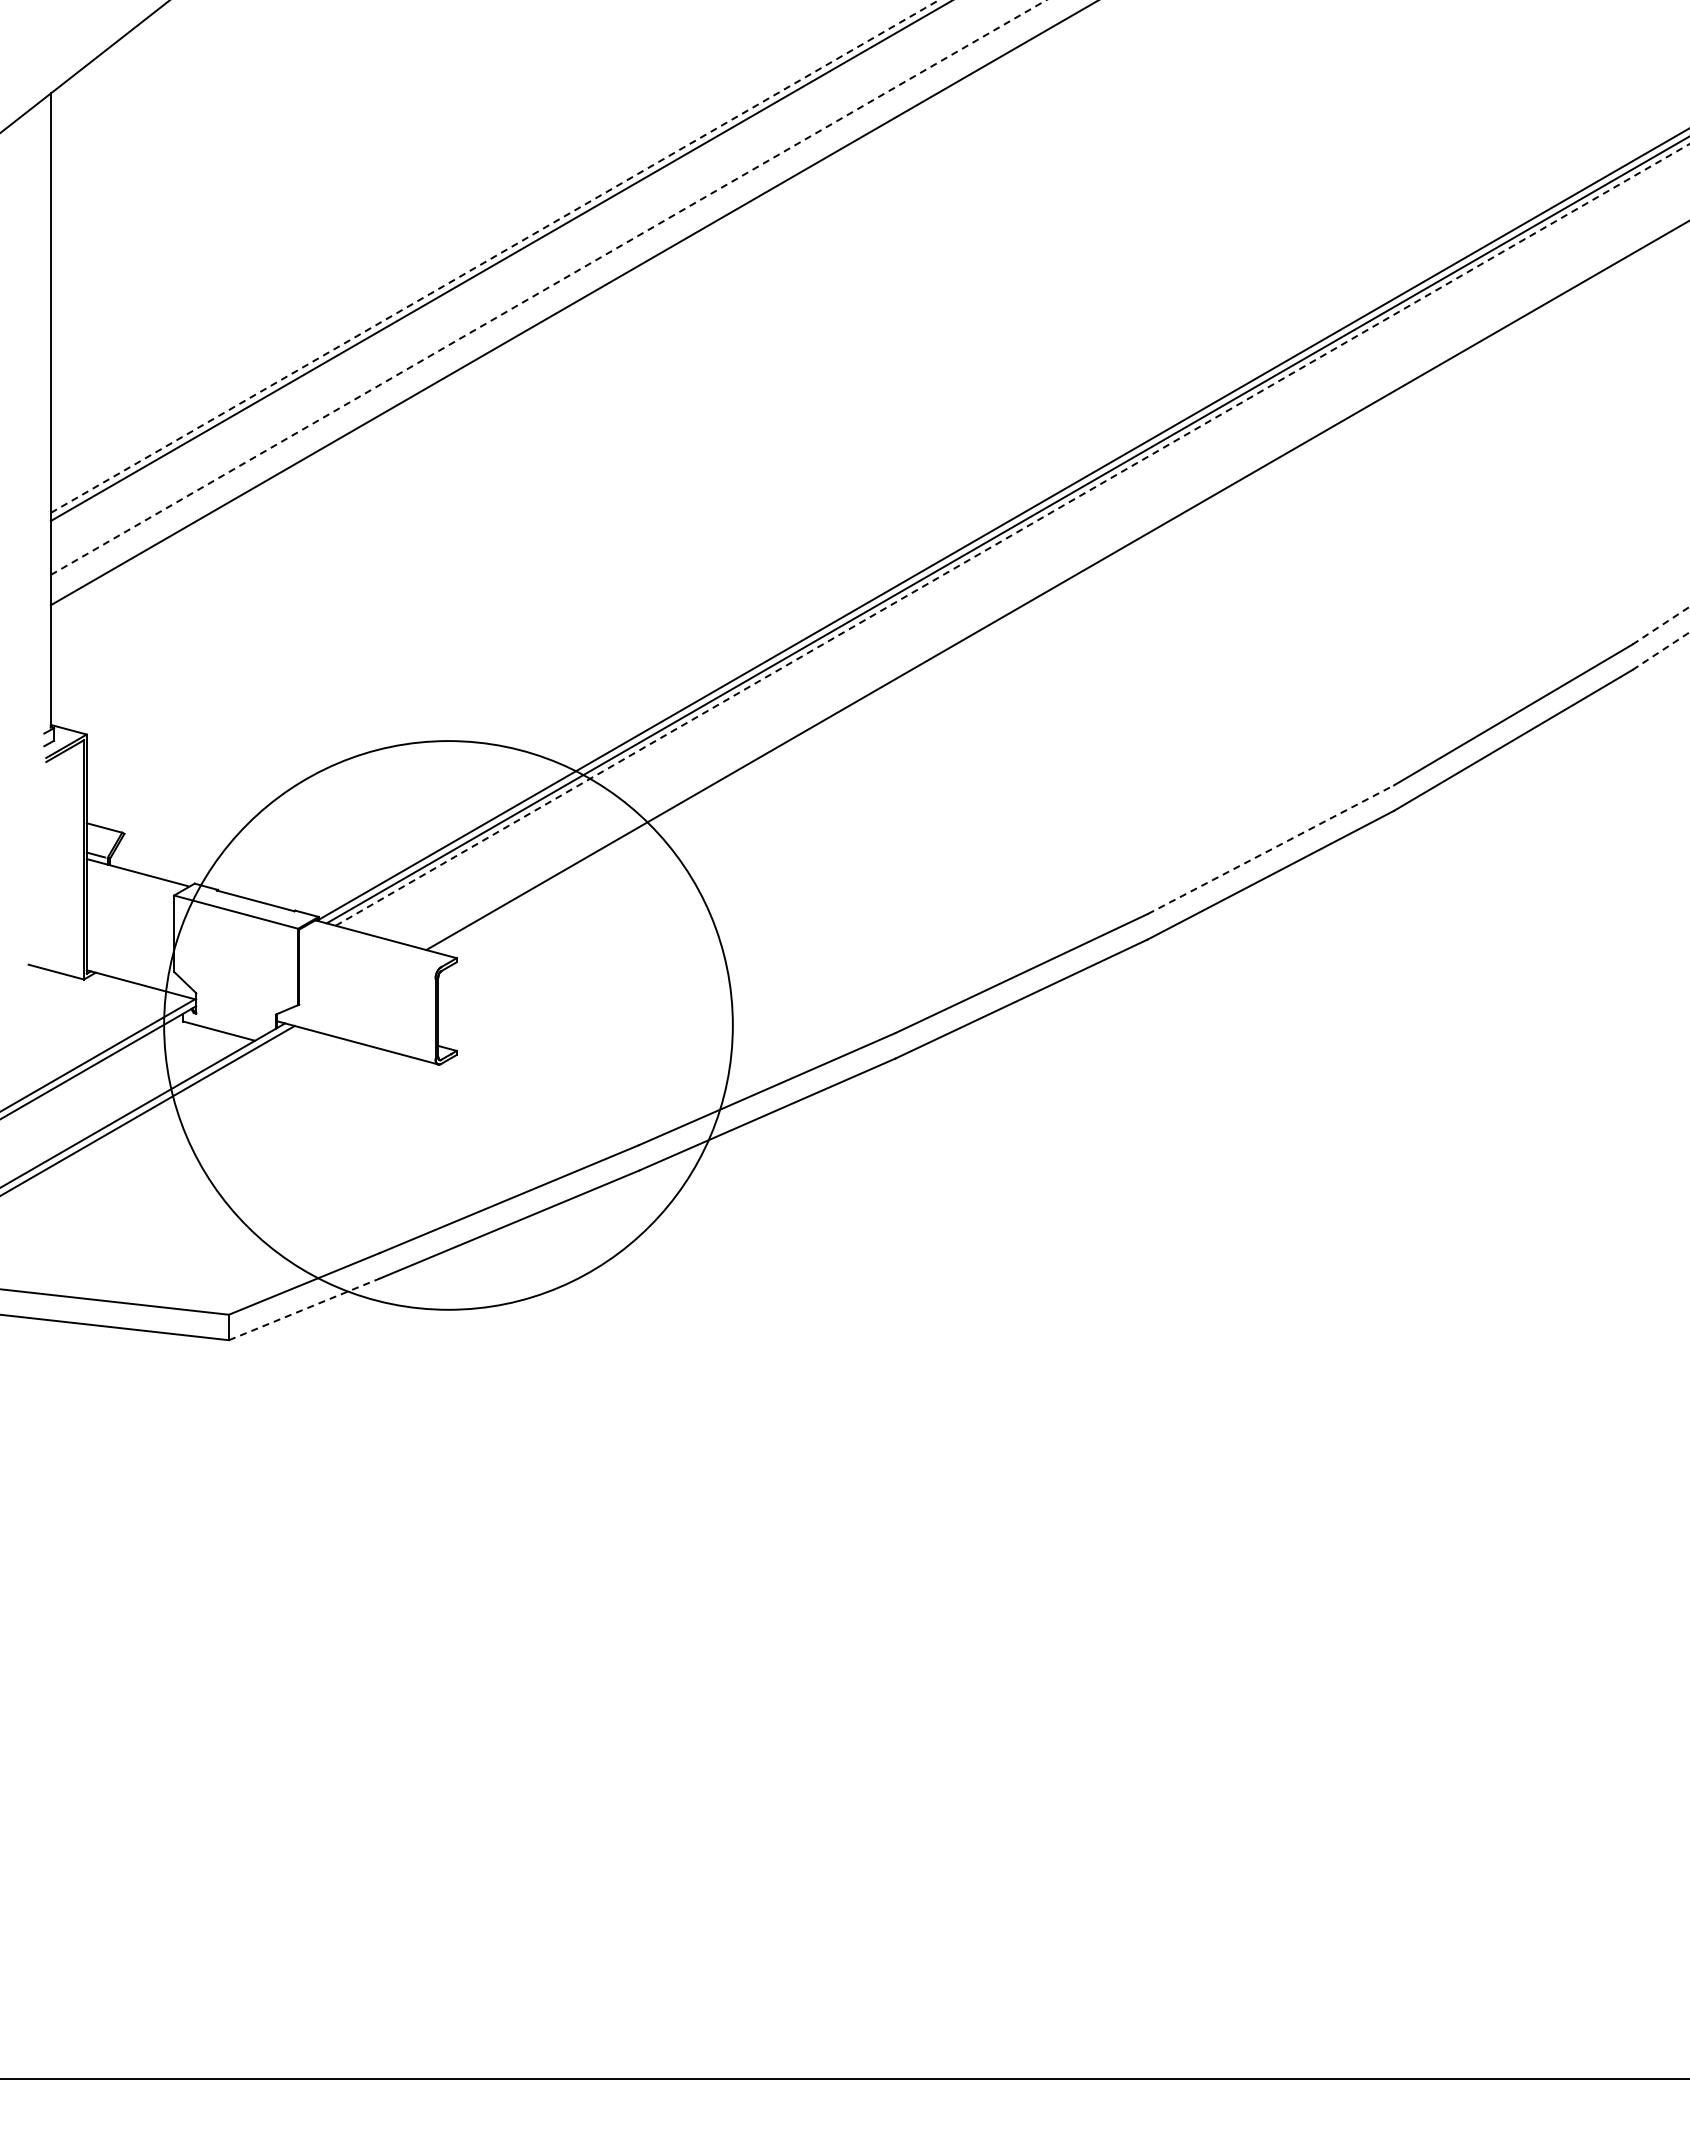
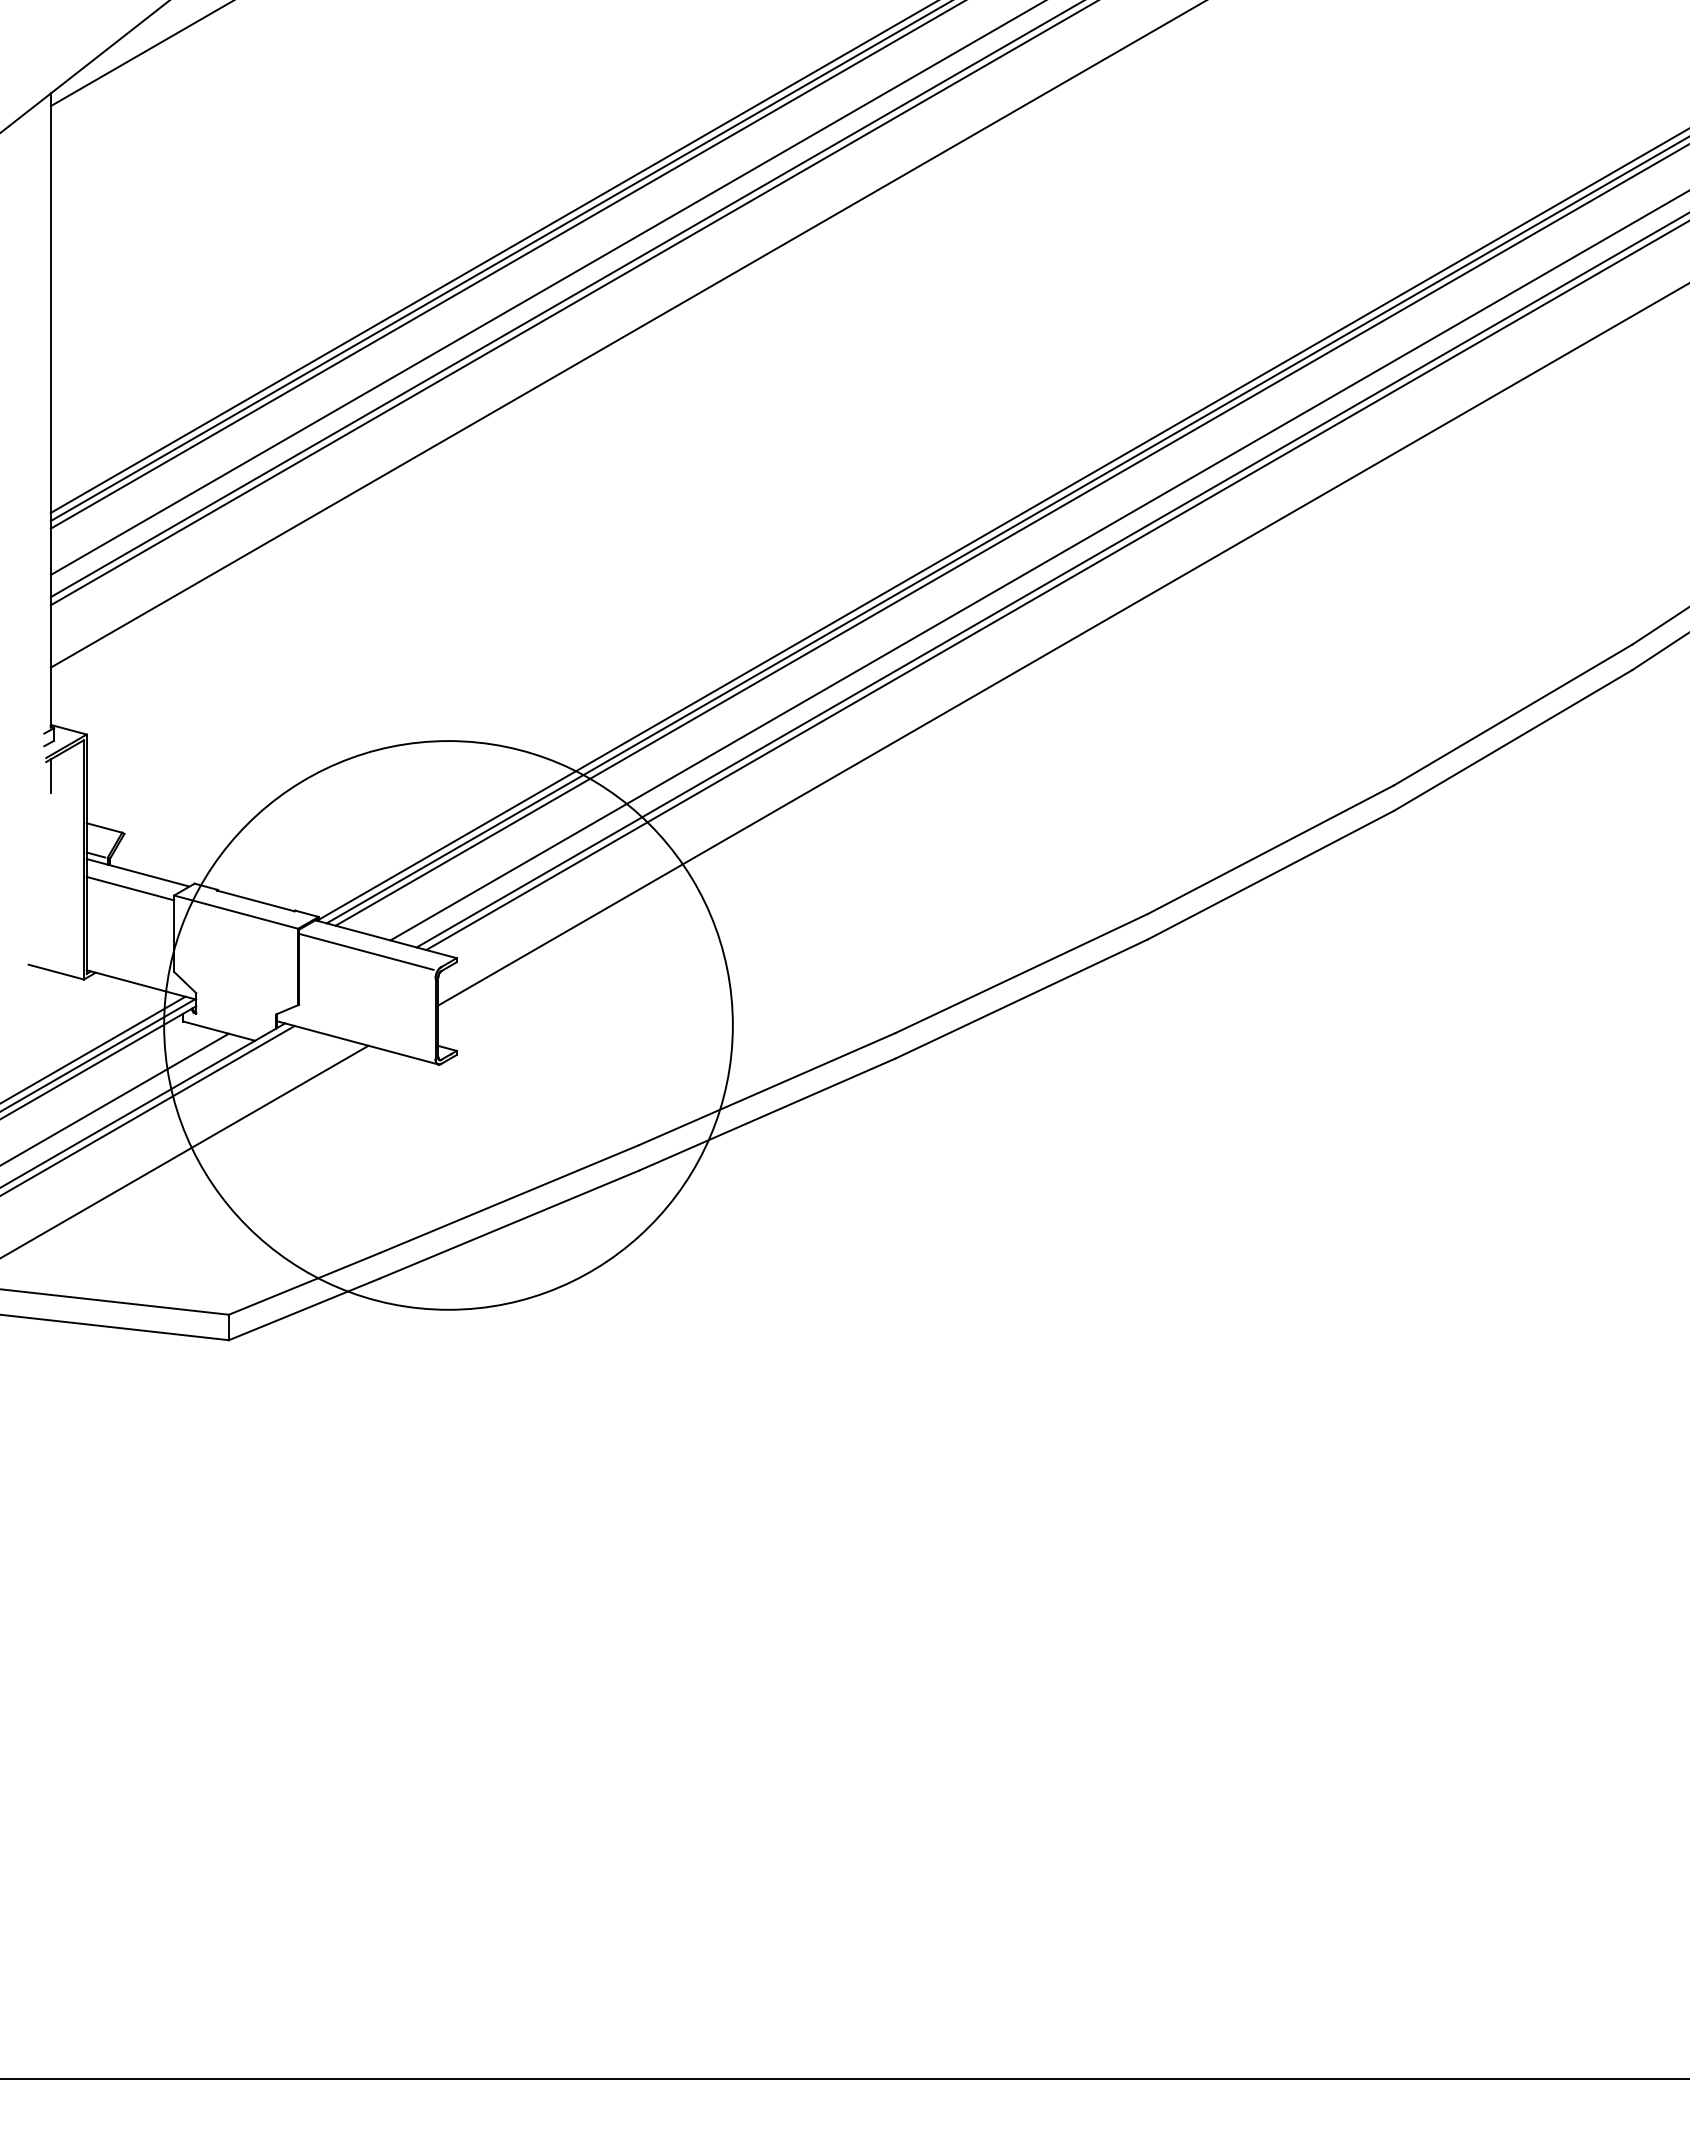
line: none -> present (140, 54)
line: dashed -> solid (494, 256)
line: none -> present (506, 265)
line: dashed -> solid (548, 287)
line: none -> present (565, 299)
line: none -> present (626, 334)
line: dashed -> solid (1012, 534)
line: none -> present (1038, 566)
line: none -> present (1051, 580)
line: dashed -> solid (1661, 625)
line: none -> present (1062, 644)
line: dashed -> solid (1661, 650)
line: none -> present (50, 776)
line: dashed -> solid (1270, 849)
line: none -> present (130, 888)
line: none -> present (366, 951)
line: none -> present (93, 1049)
line: none -> present (115, 1098)
line: none -> present (185, 1151)
line: dashed -> solid (304, 1309)
